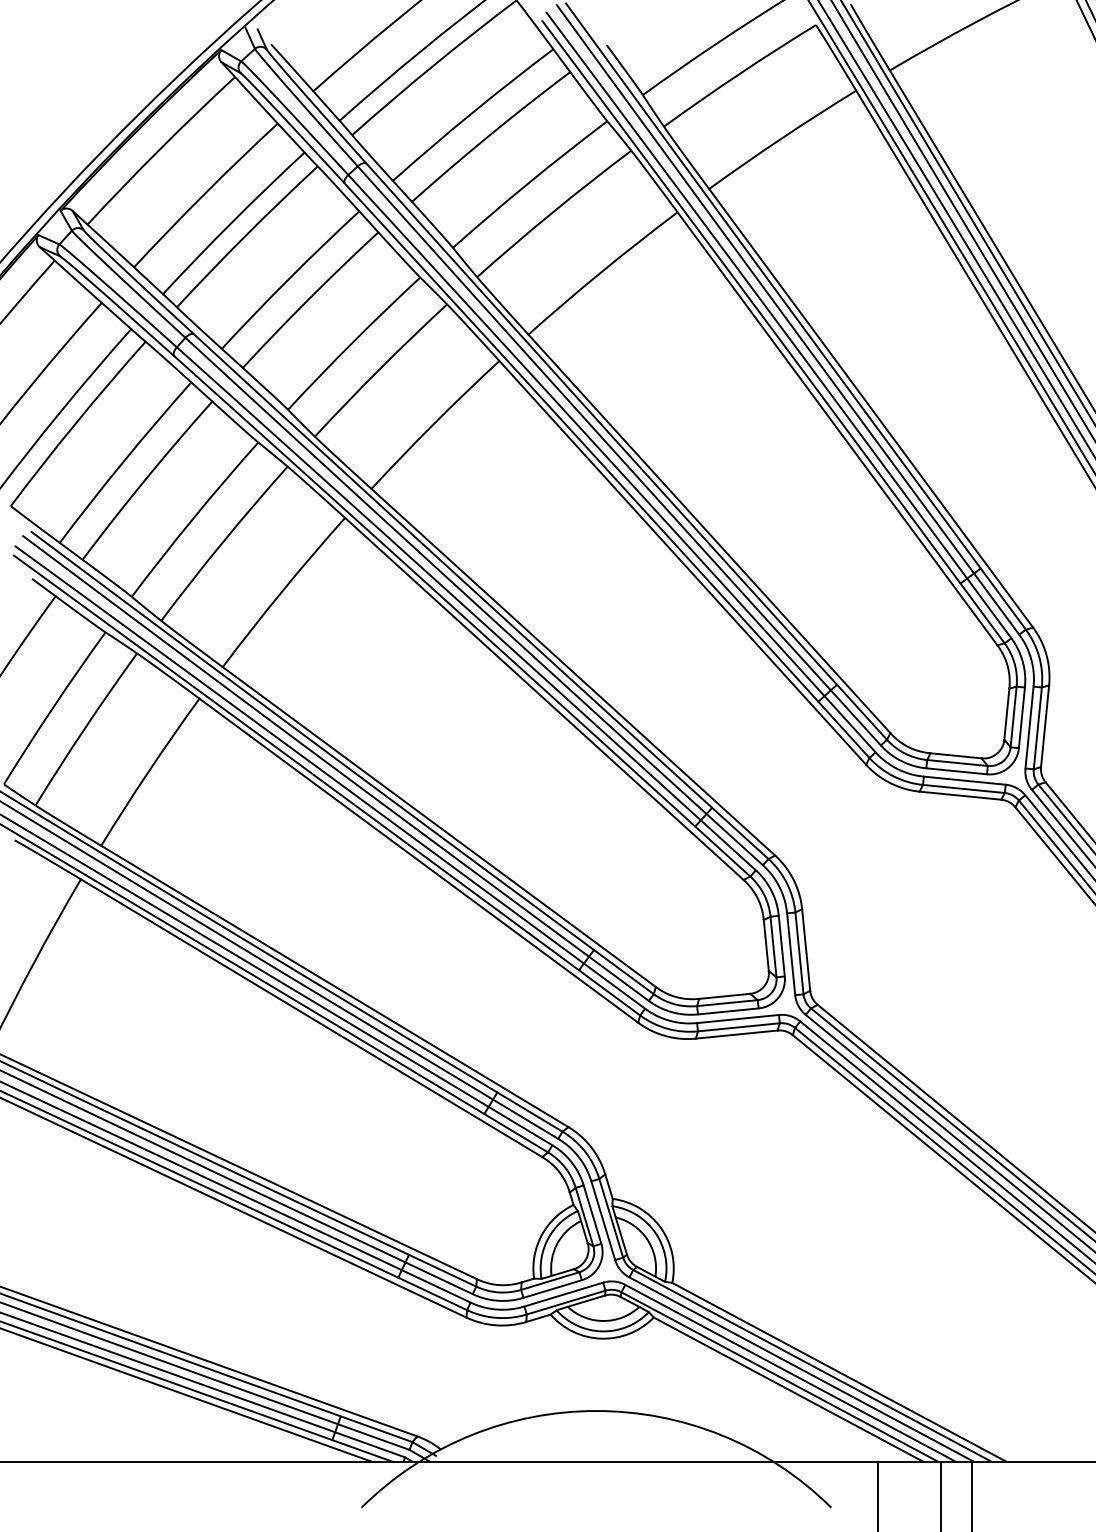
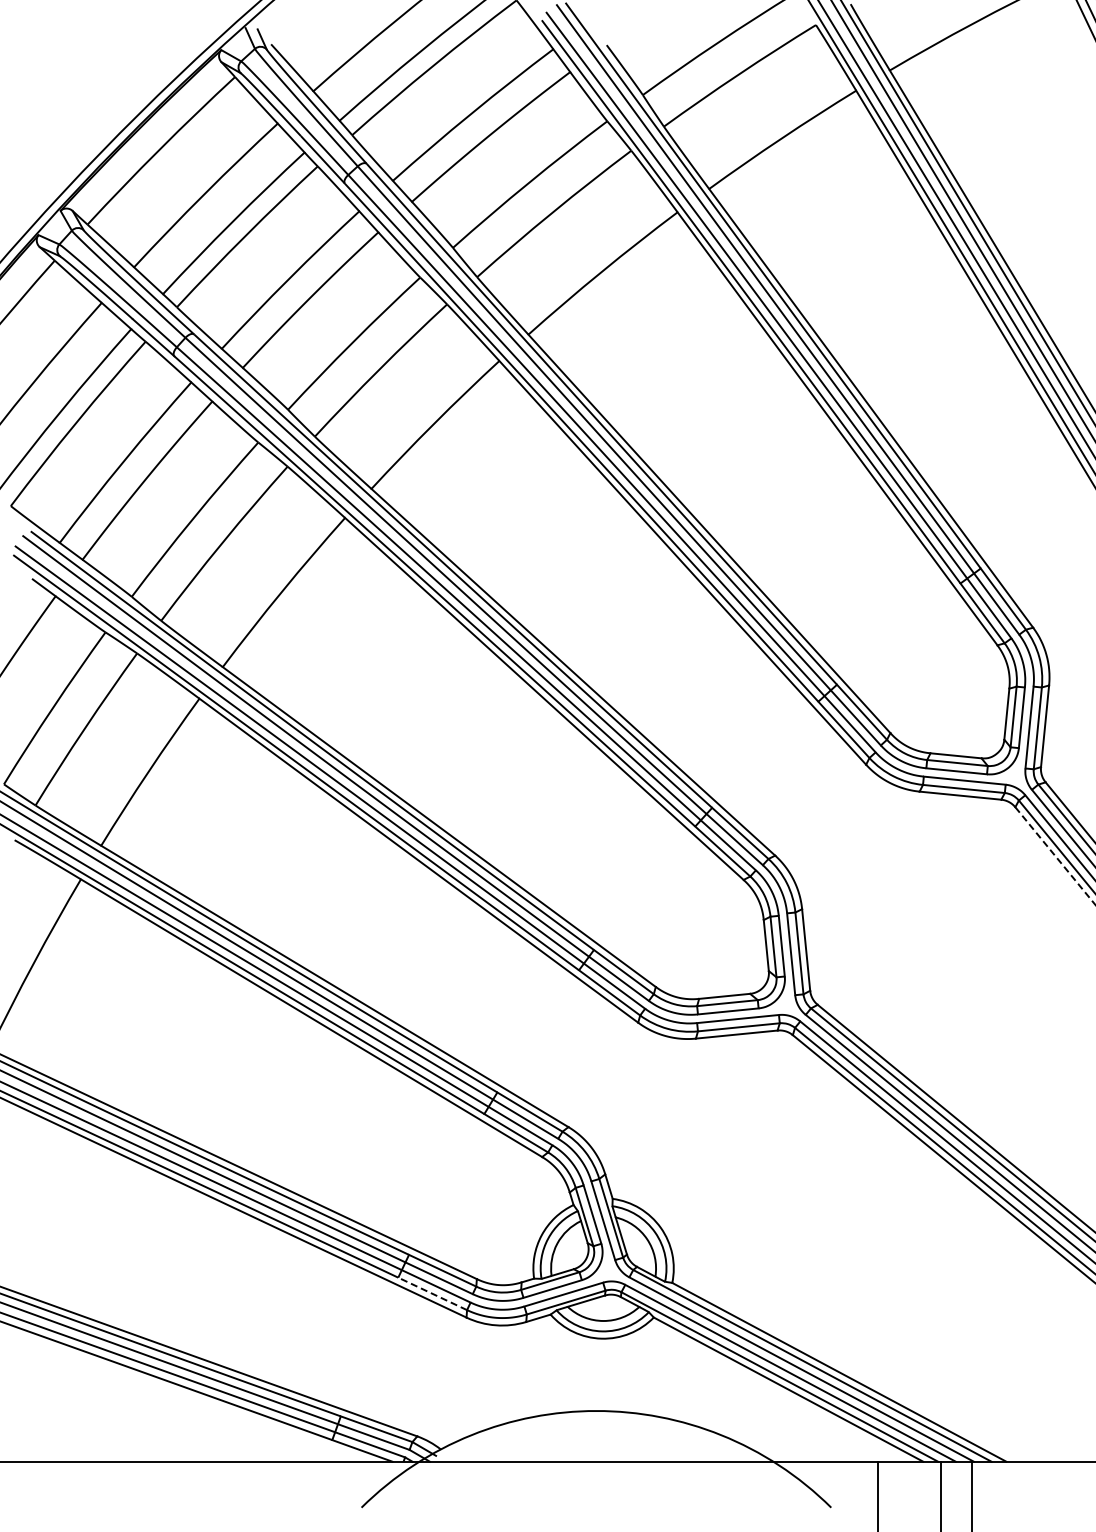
line: solid -> dashed (1055, 856)
line: solid -> dashed (432, 1293)
line: present -> none (186, 1395)
